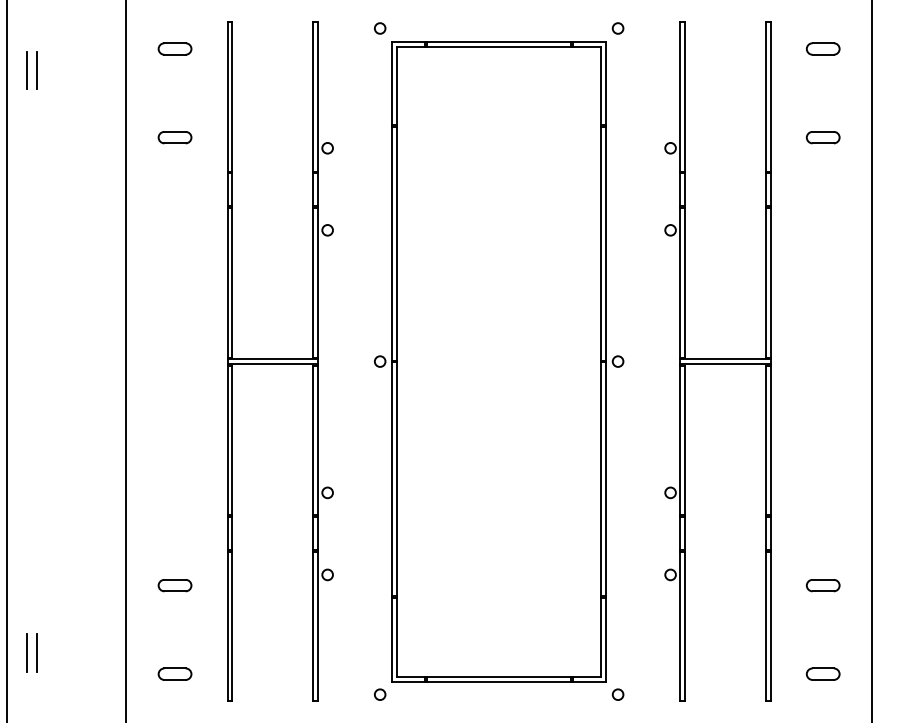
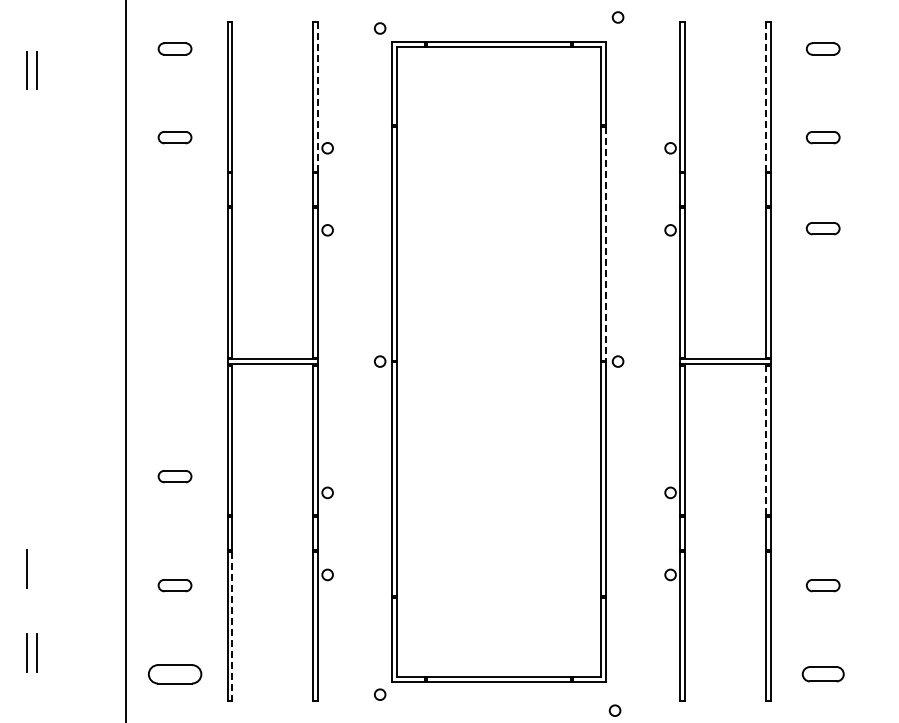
circle position: (617, 28) -> (617, 17) (617, 17)
line: solid -> dashed (317, 96)
line: solid -> dashed (765, 96)
part: none -> present (822, 228)
line: solid -> dashed (605, 243)
line: present -> none (7, 360)
line: present -> none (872, 360)
line: solid -> dashed (765, 440)
part: none -> present (174, 476)
line: none -> present (26, 568)
line: solid -> dashed (232, 626)
part size: 36x14 px -> 55x21 px (175, 674)
part size: 36x14 px -> 44x17 px (822, 674)
circle position: (617, 694) -> (614, 710) (614, 710)
